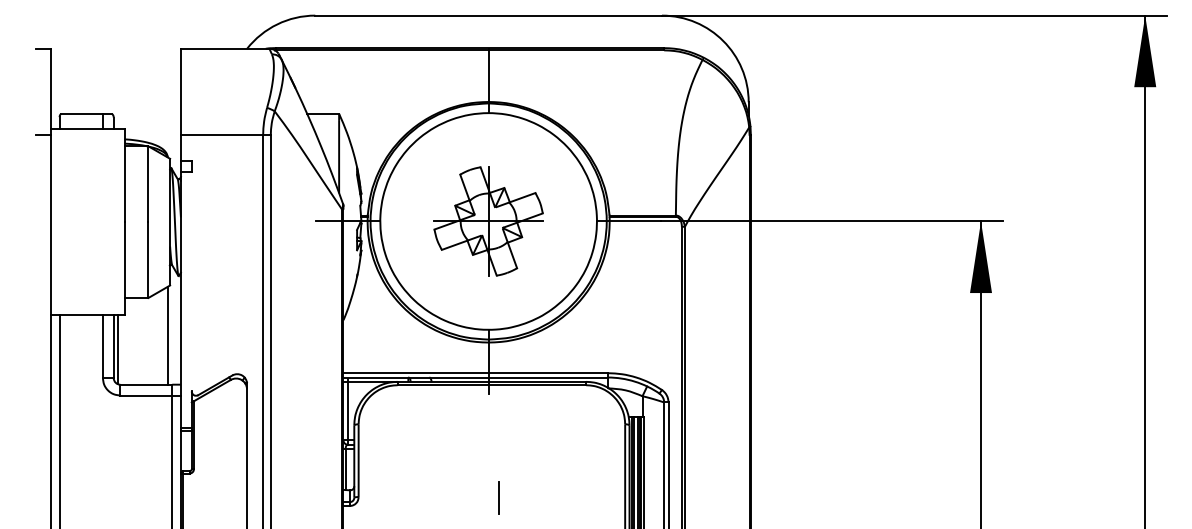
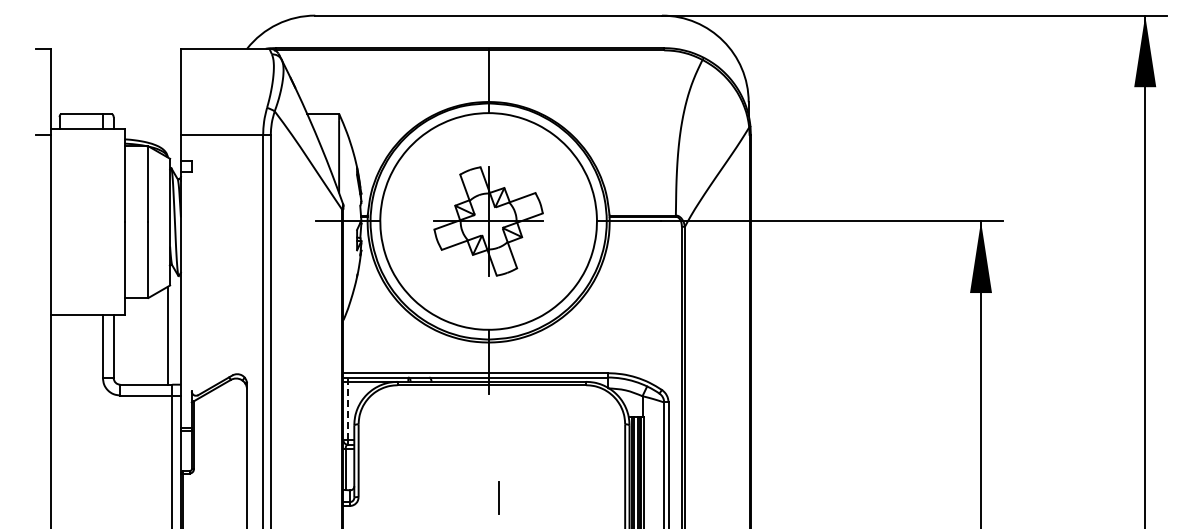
line: present -> none (117, 349)
line: solid -> dashed (347, 410)
line: present -> none (59, 420)
